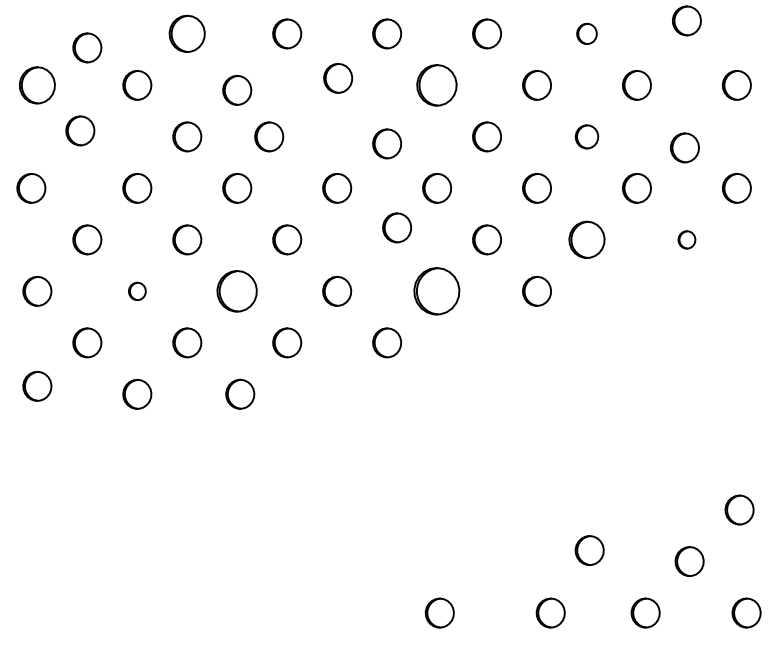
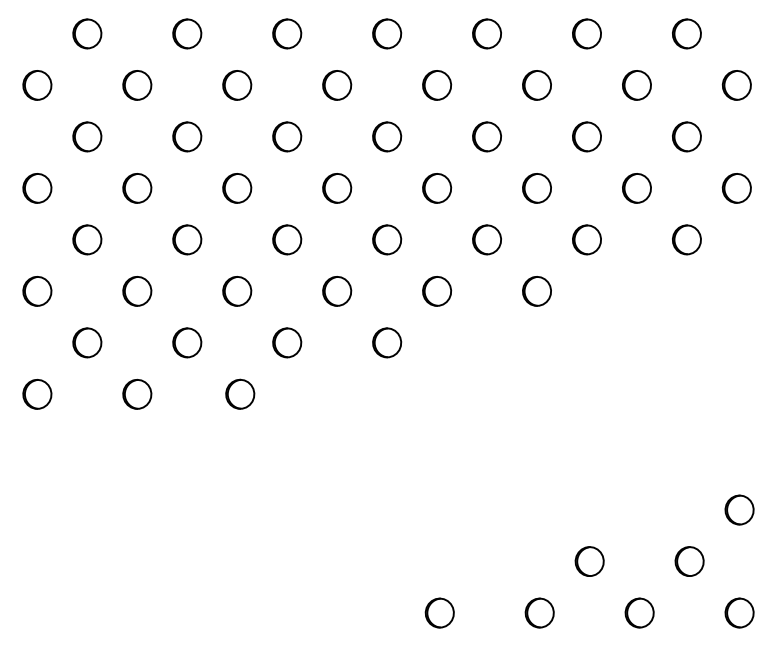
part position: (686, 20) -> (686, 33) (686, 33)
part size: 38x39 px -> 31x32 px (187, 33)
part size: 22x23 px -> 30x32 px (586, 33)
part position: (87, 47) -> (87, 33) (87, 33)
part position: (338, 78) -> (337, 85) (337, 85)
part size: 38x39 px -> 31x31 px (37, 85)
part size: 42x43 px -> 31x31 px (437, 85)
part position: (237, 90) -> (237, 85) (237, 85)
part position: (80, 130) -> (87, 136) (87, 136)
part position: (269, 136) -> (287, 136) (287, 136)
part size: 26x26 px -> 30x32 px (586, 136)
part position: (387, 143) -> (387, 136) (387, 136)
part position: (684, 147) -> (686, 136) (686, 136)
part position: (31, 188) -> (37, 188) (37, 188)
part position: (397, 227) -> (387, 239) (387, 239)
part size: 38x39 px -> 30x32 px (586, 239)
part size: 20x20 px -> 30x32 px (686, 239)
part size: 19x20 px -> 31x31 px (137, 291)
part size: 42x43 px -> 31x31 px (237, 291)
part size: 48x49 px -> 31x31 px (437, 291)
part position: (37, 386) -> (37, 394) (37, 394)
part position: (589, 550) -> (589, 561) (589, 561)
part position: (550, 612) -> (539, 612) (539, 612)
part position: (645, 612) -> (639, 612) (639, 612)
part position: (746, 612) -> (739, 612) (739, 612)
